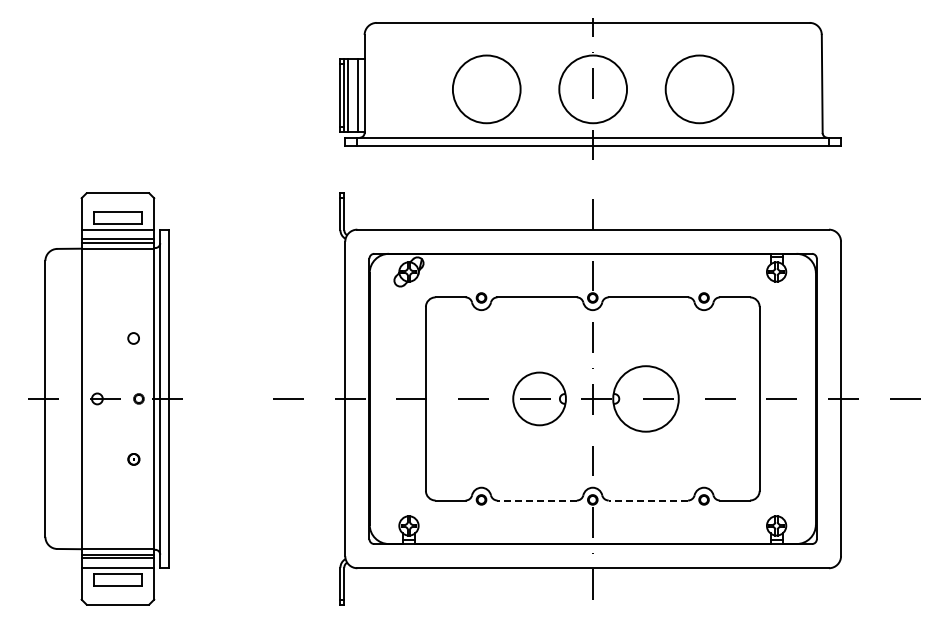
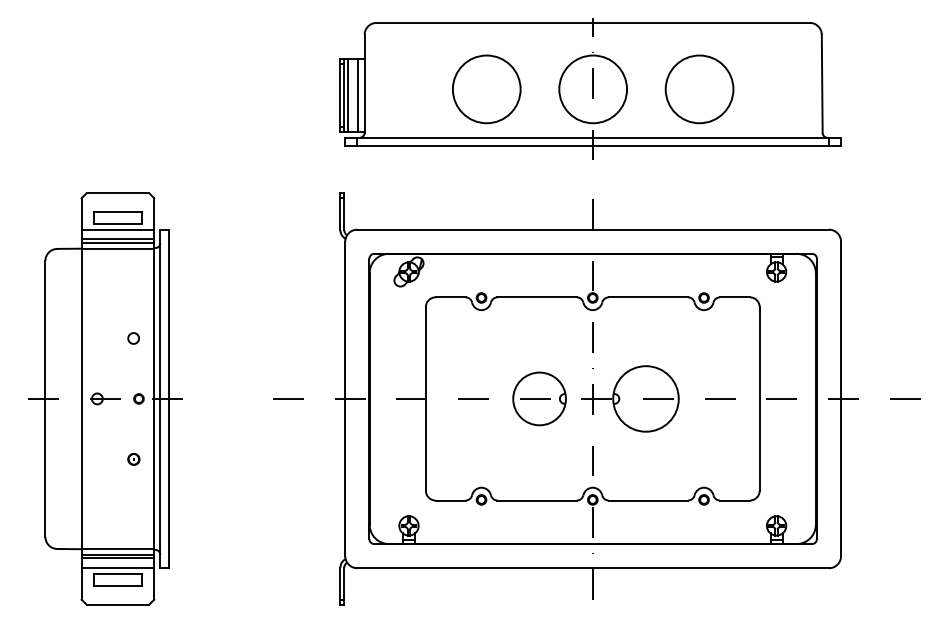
line: dashed -> solid (537, 500)
line: dashed -> solid (648, 500)
